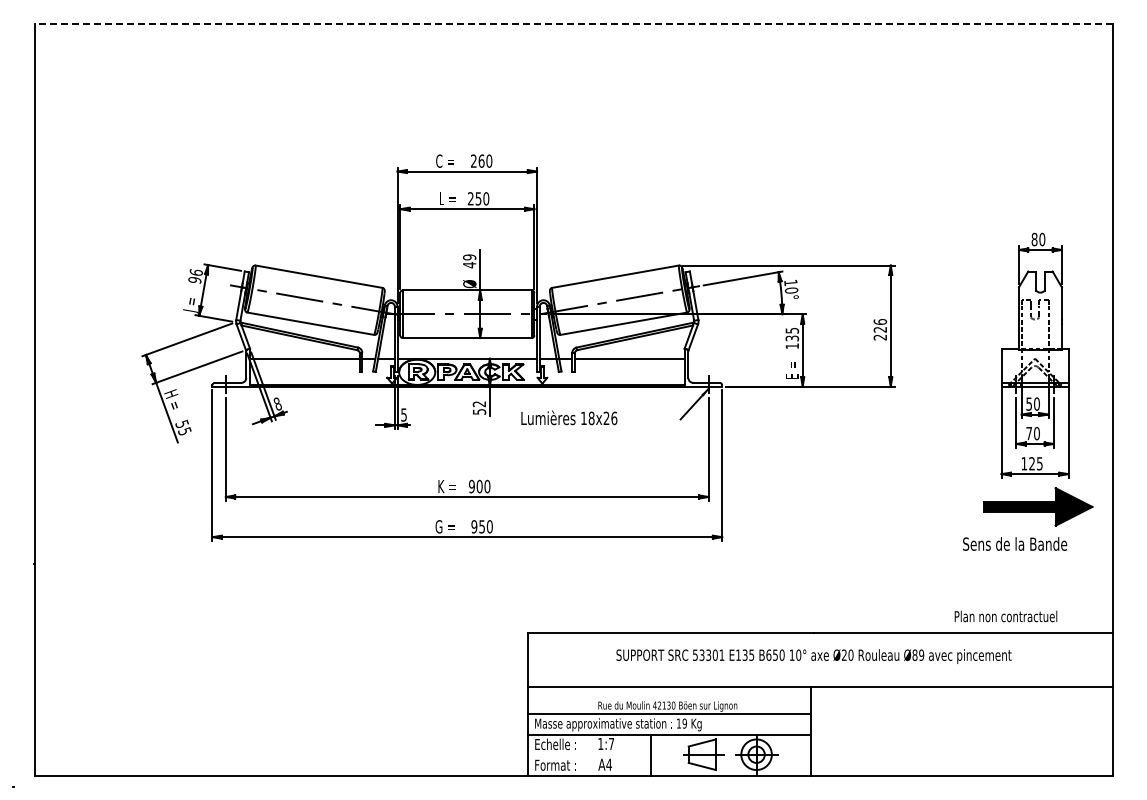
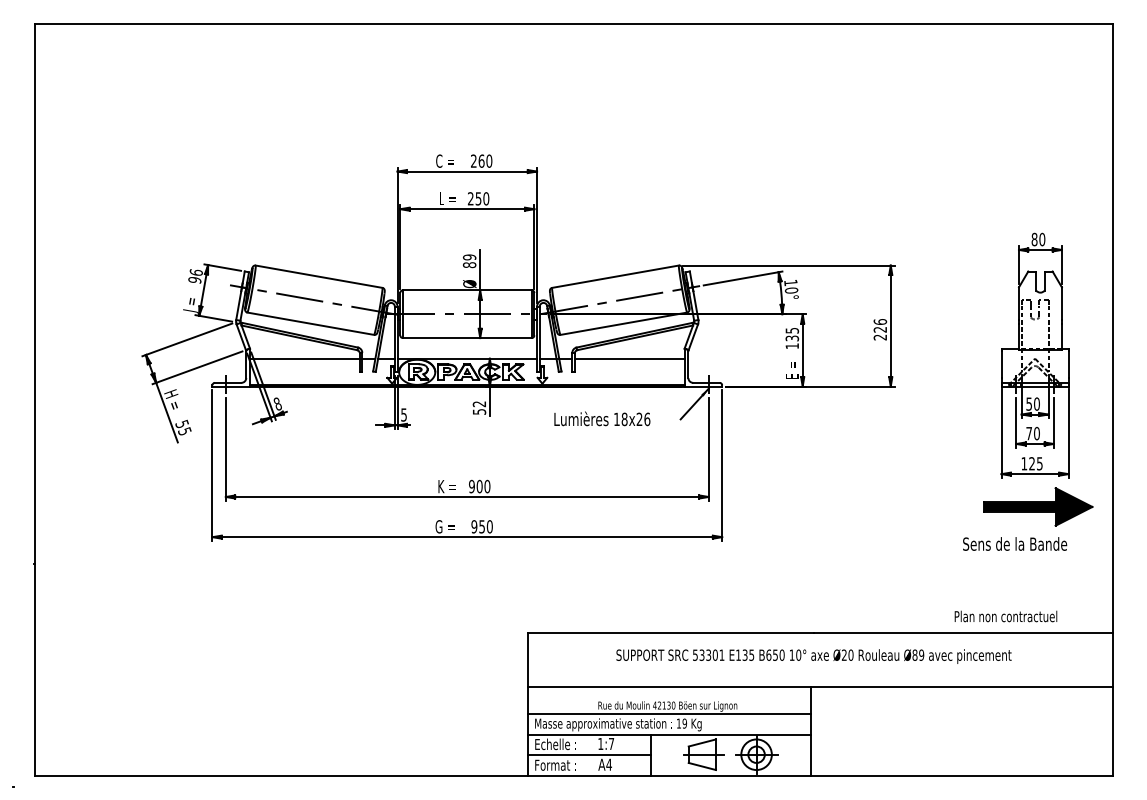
line: dashed -> solid (573, 24)
text: 49 -> 89 (469, 265)
text position: (569, 417) -> (602, 418) (602, 418)
line: none -> present (589, 755)
